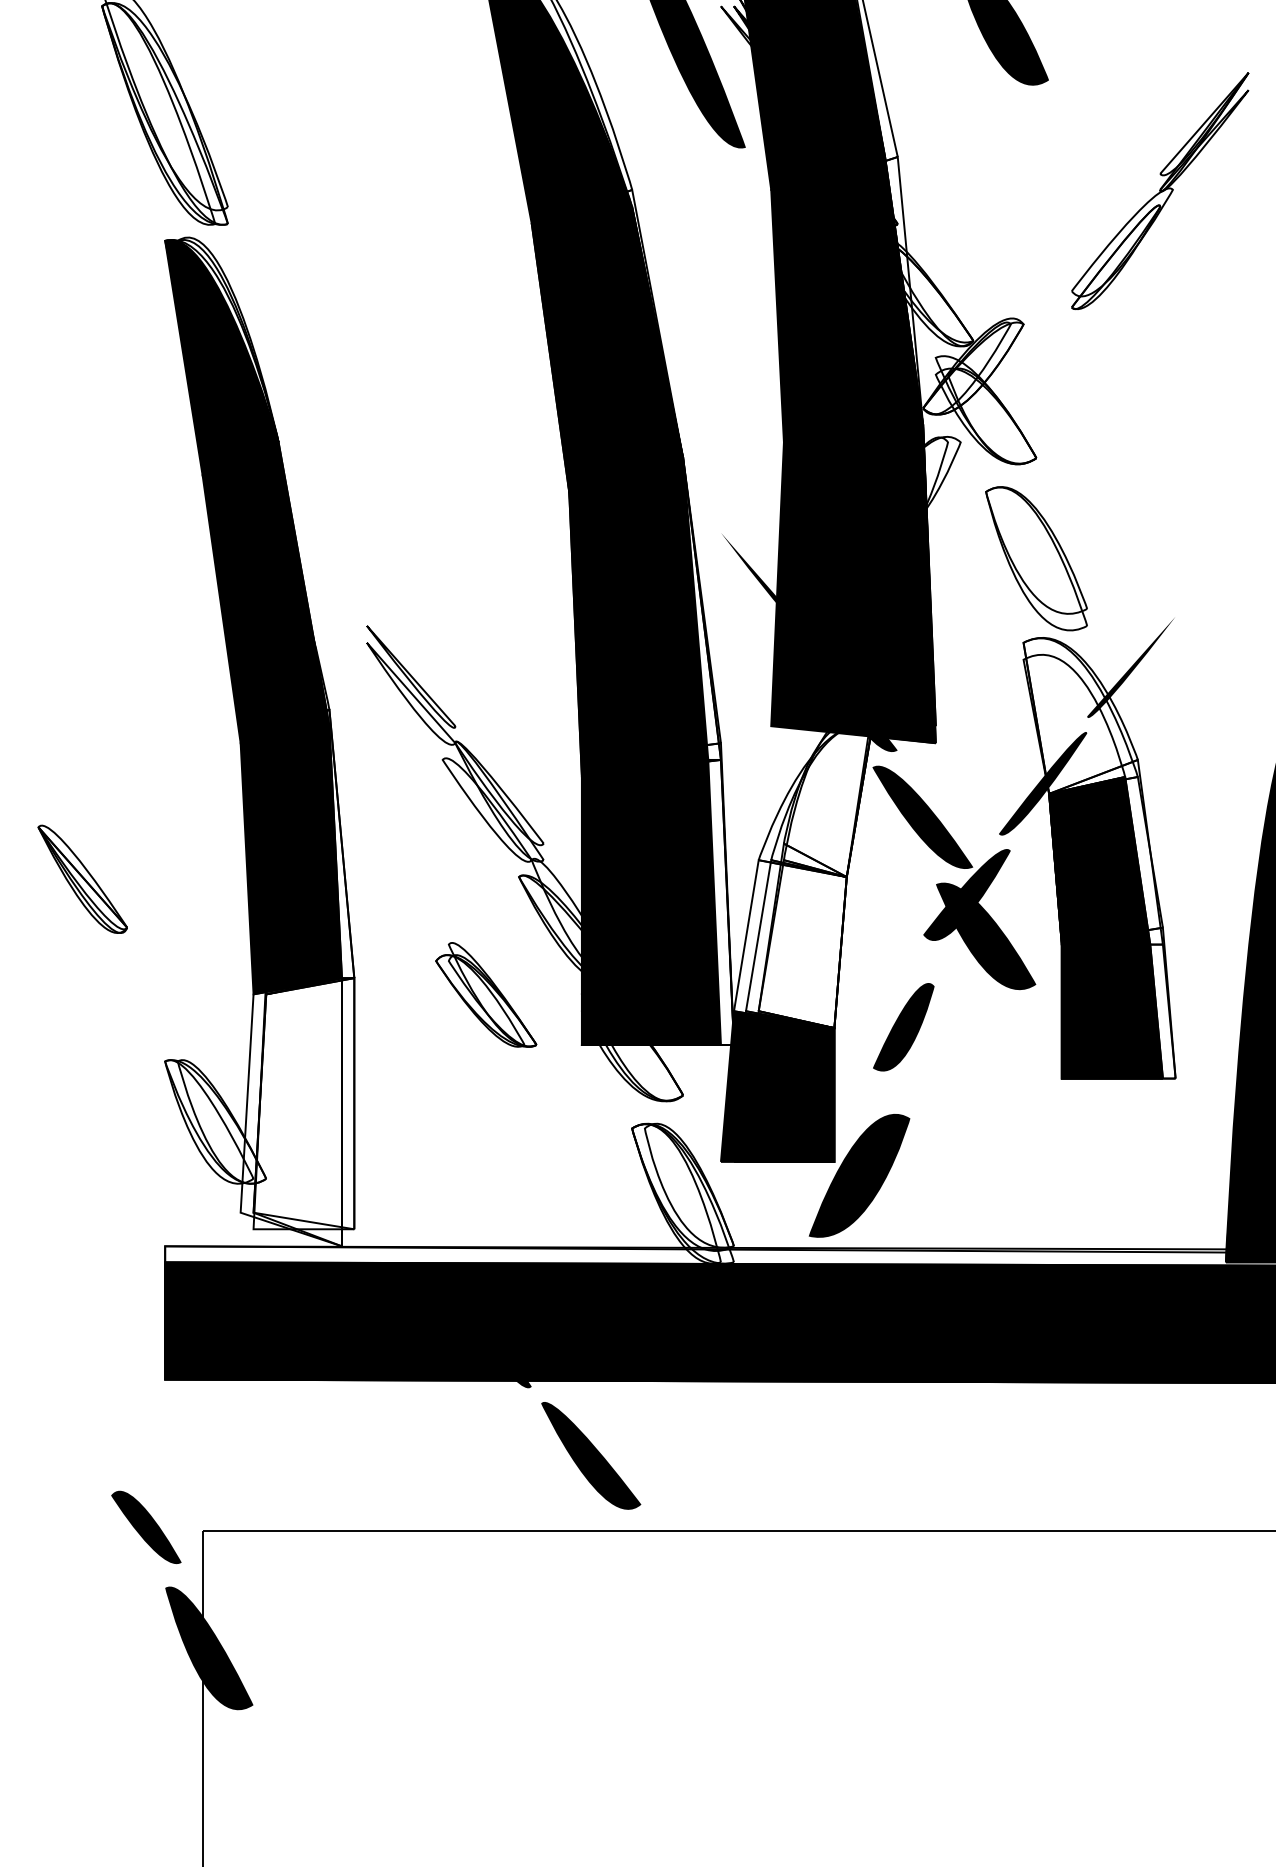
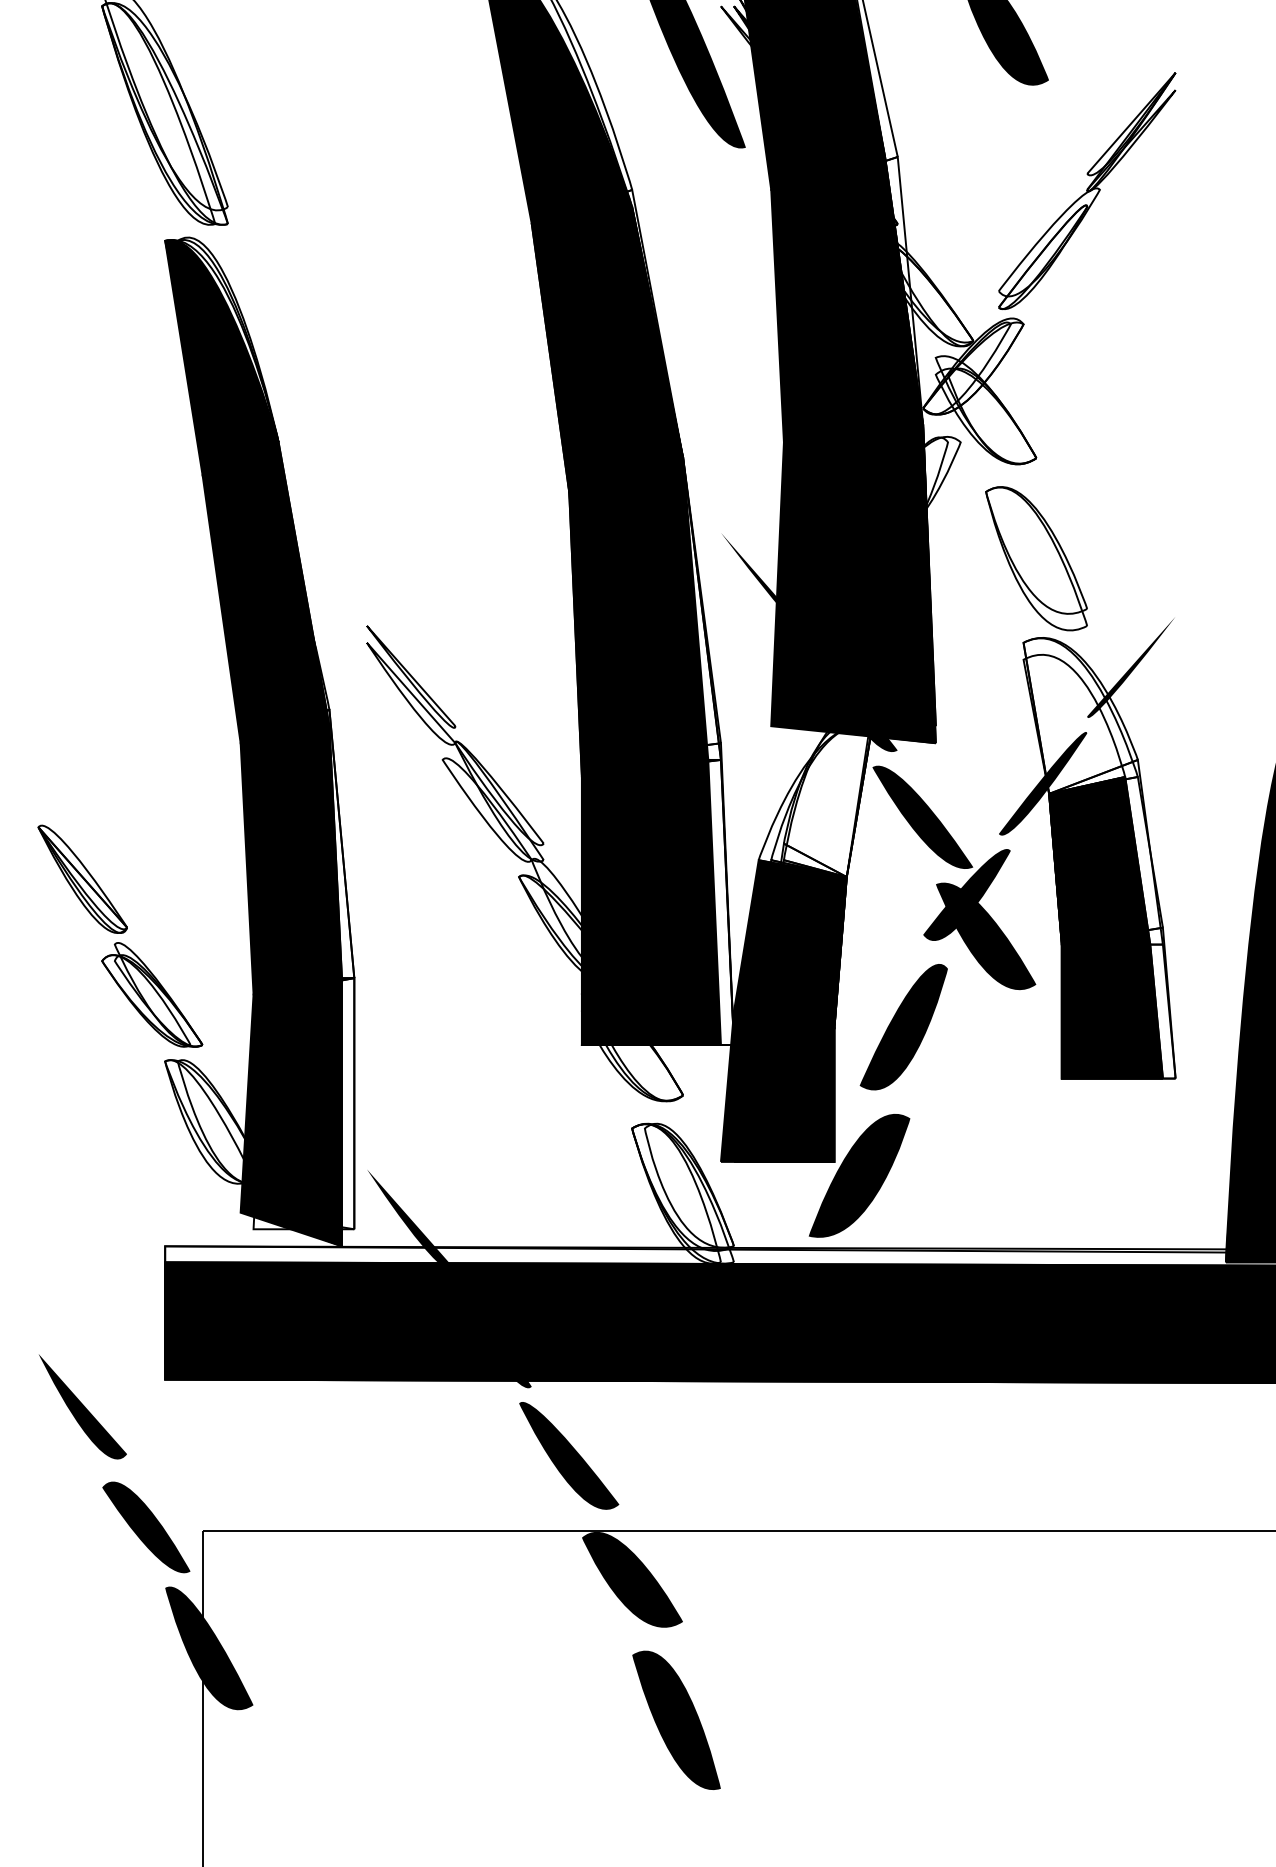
part position: (1160, 190) -> (1087, 190) (1087, 190)
fill: none -> present (790, 944)
part position: (486, 994) -> (152, 994) (152, 994)
part size: 62x89 px -> 89x127 px (903, 1027)
fill: none -> present (290, 1112)
fill: none -> present (410, 1220)
fill: none -> present (82, 1406)
part position: (591, 1455) -> (569, 1455) (569, 1455)
part size: 71x75 px -> 89x93 px (146, 1527)
fill: none -> present (632, 1579)
fill: none -> present (676, 1720)
